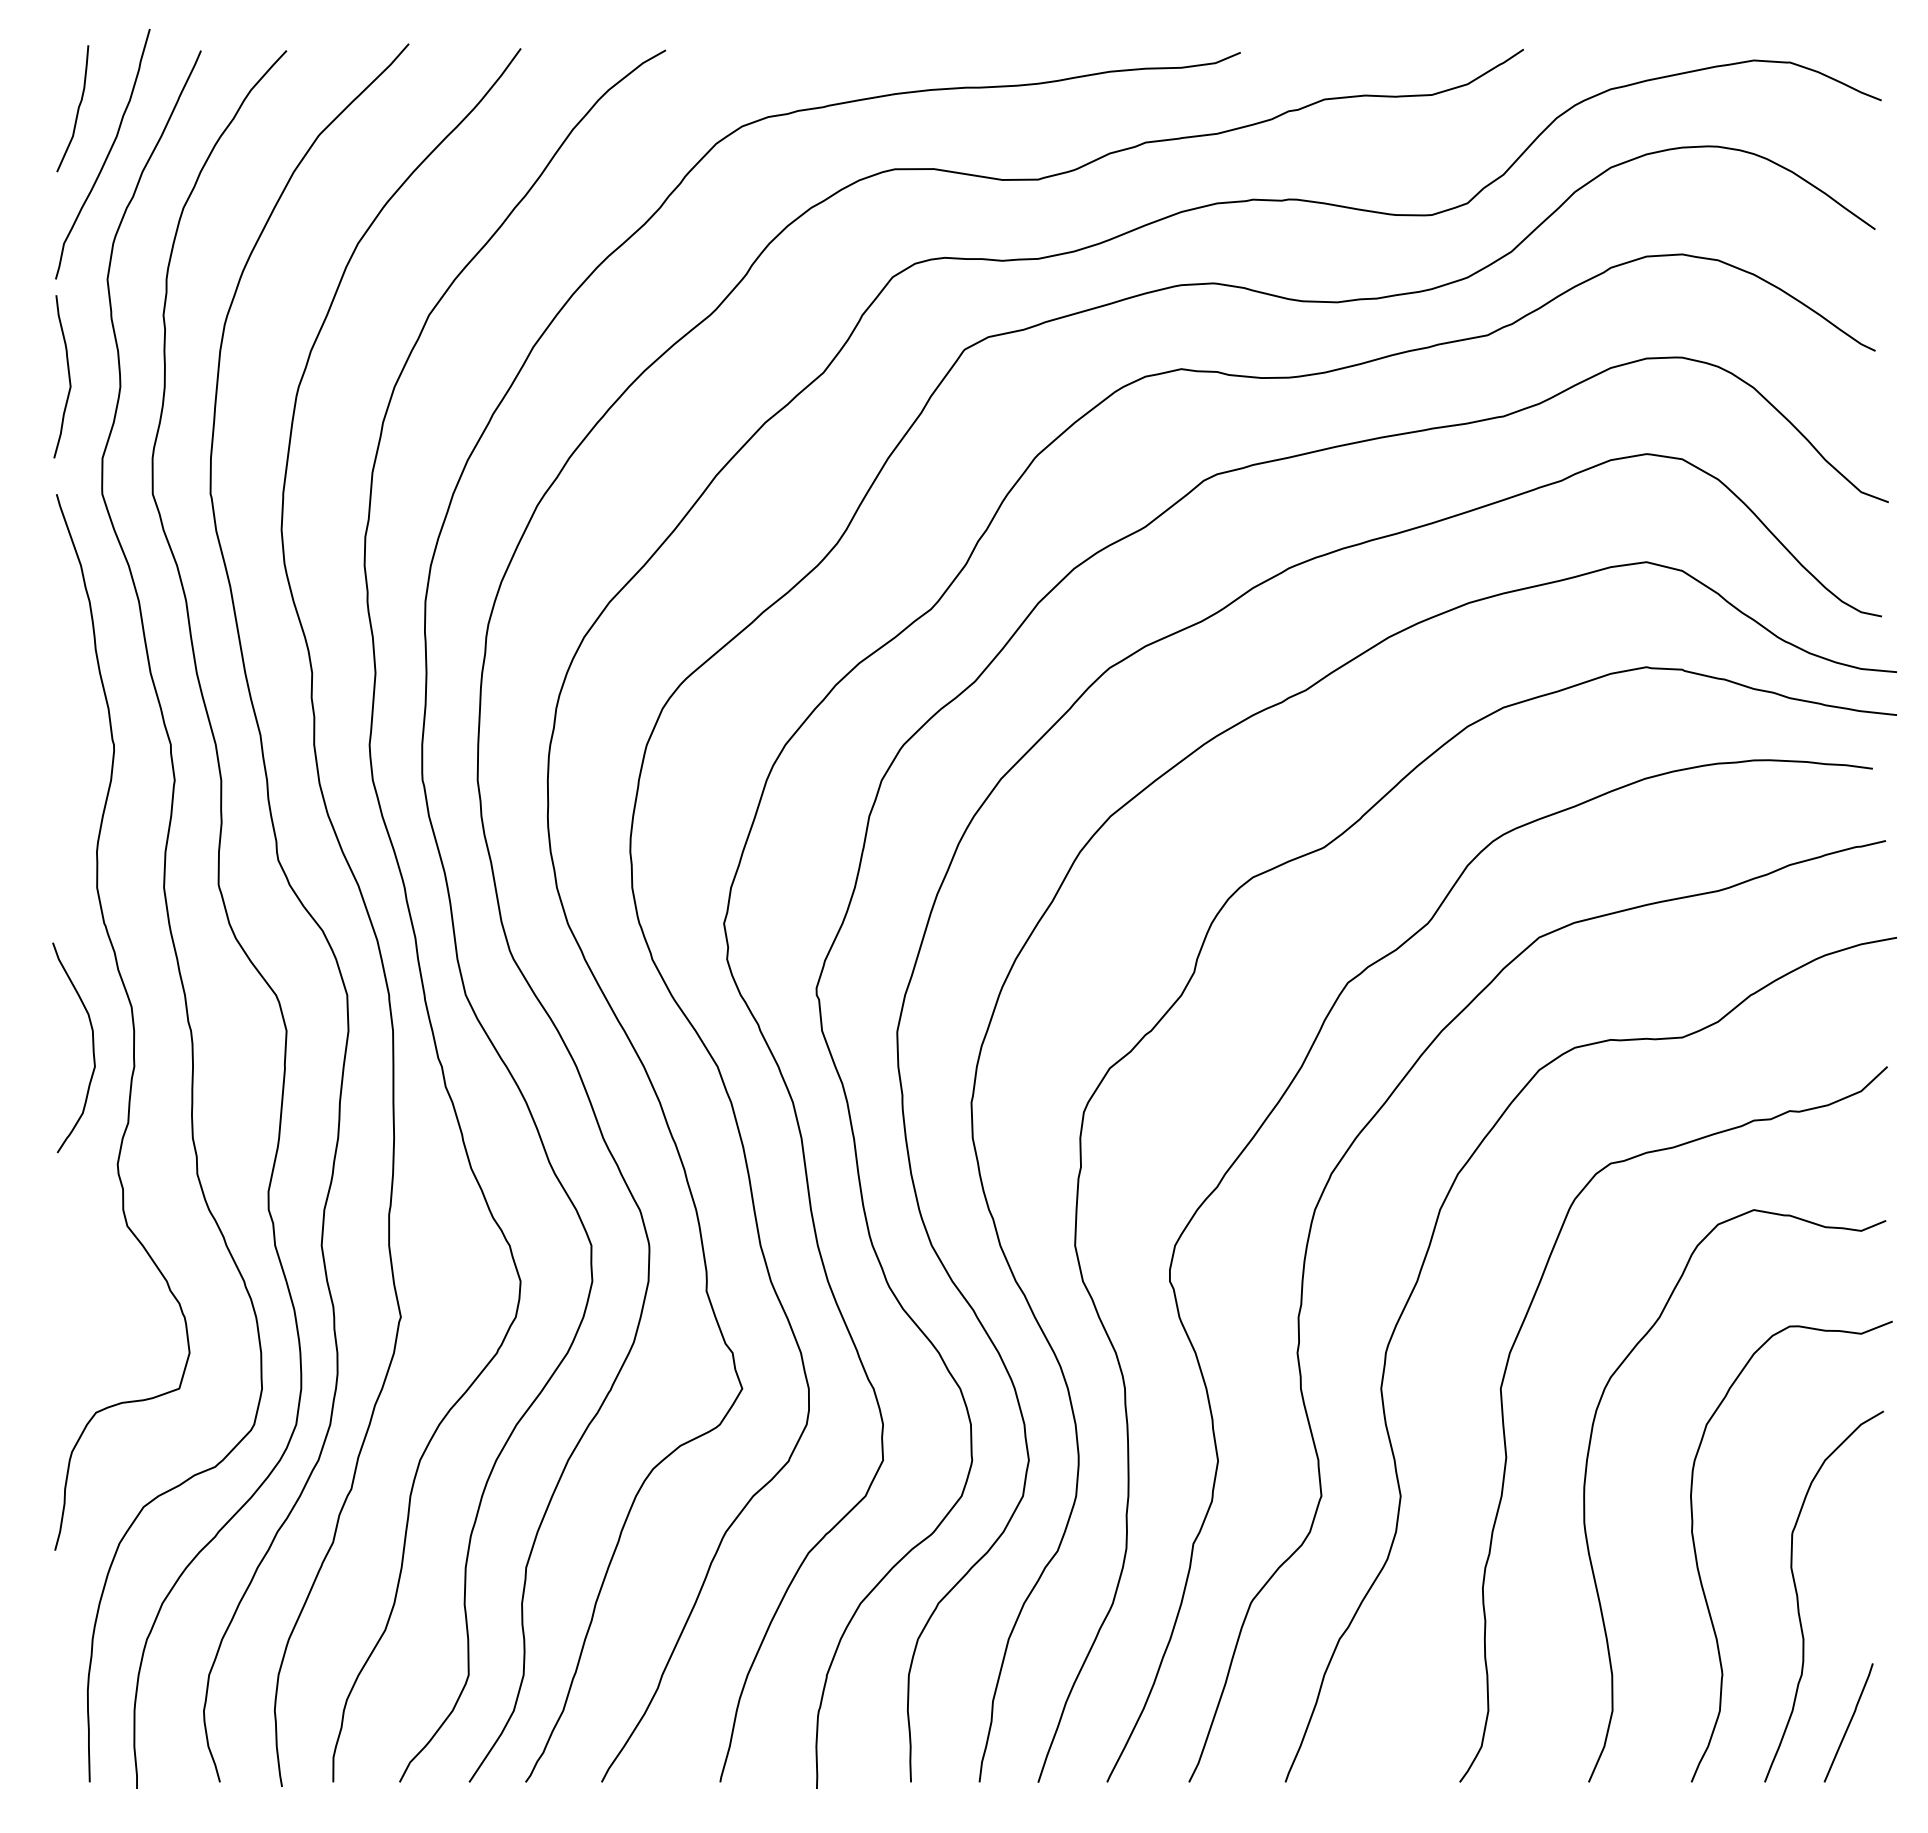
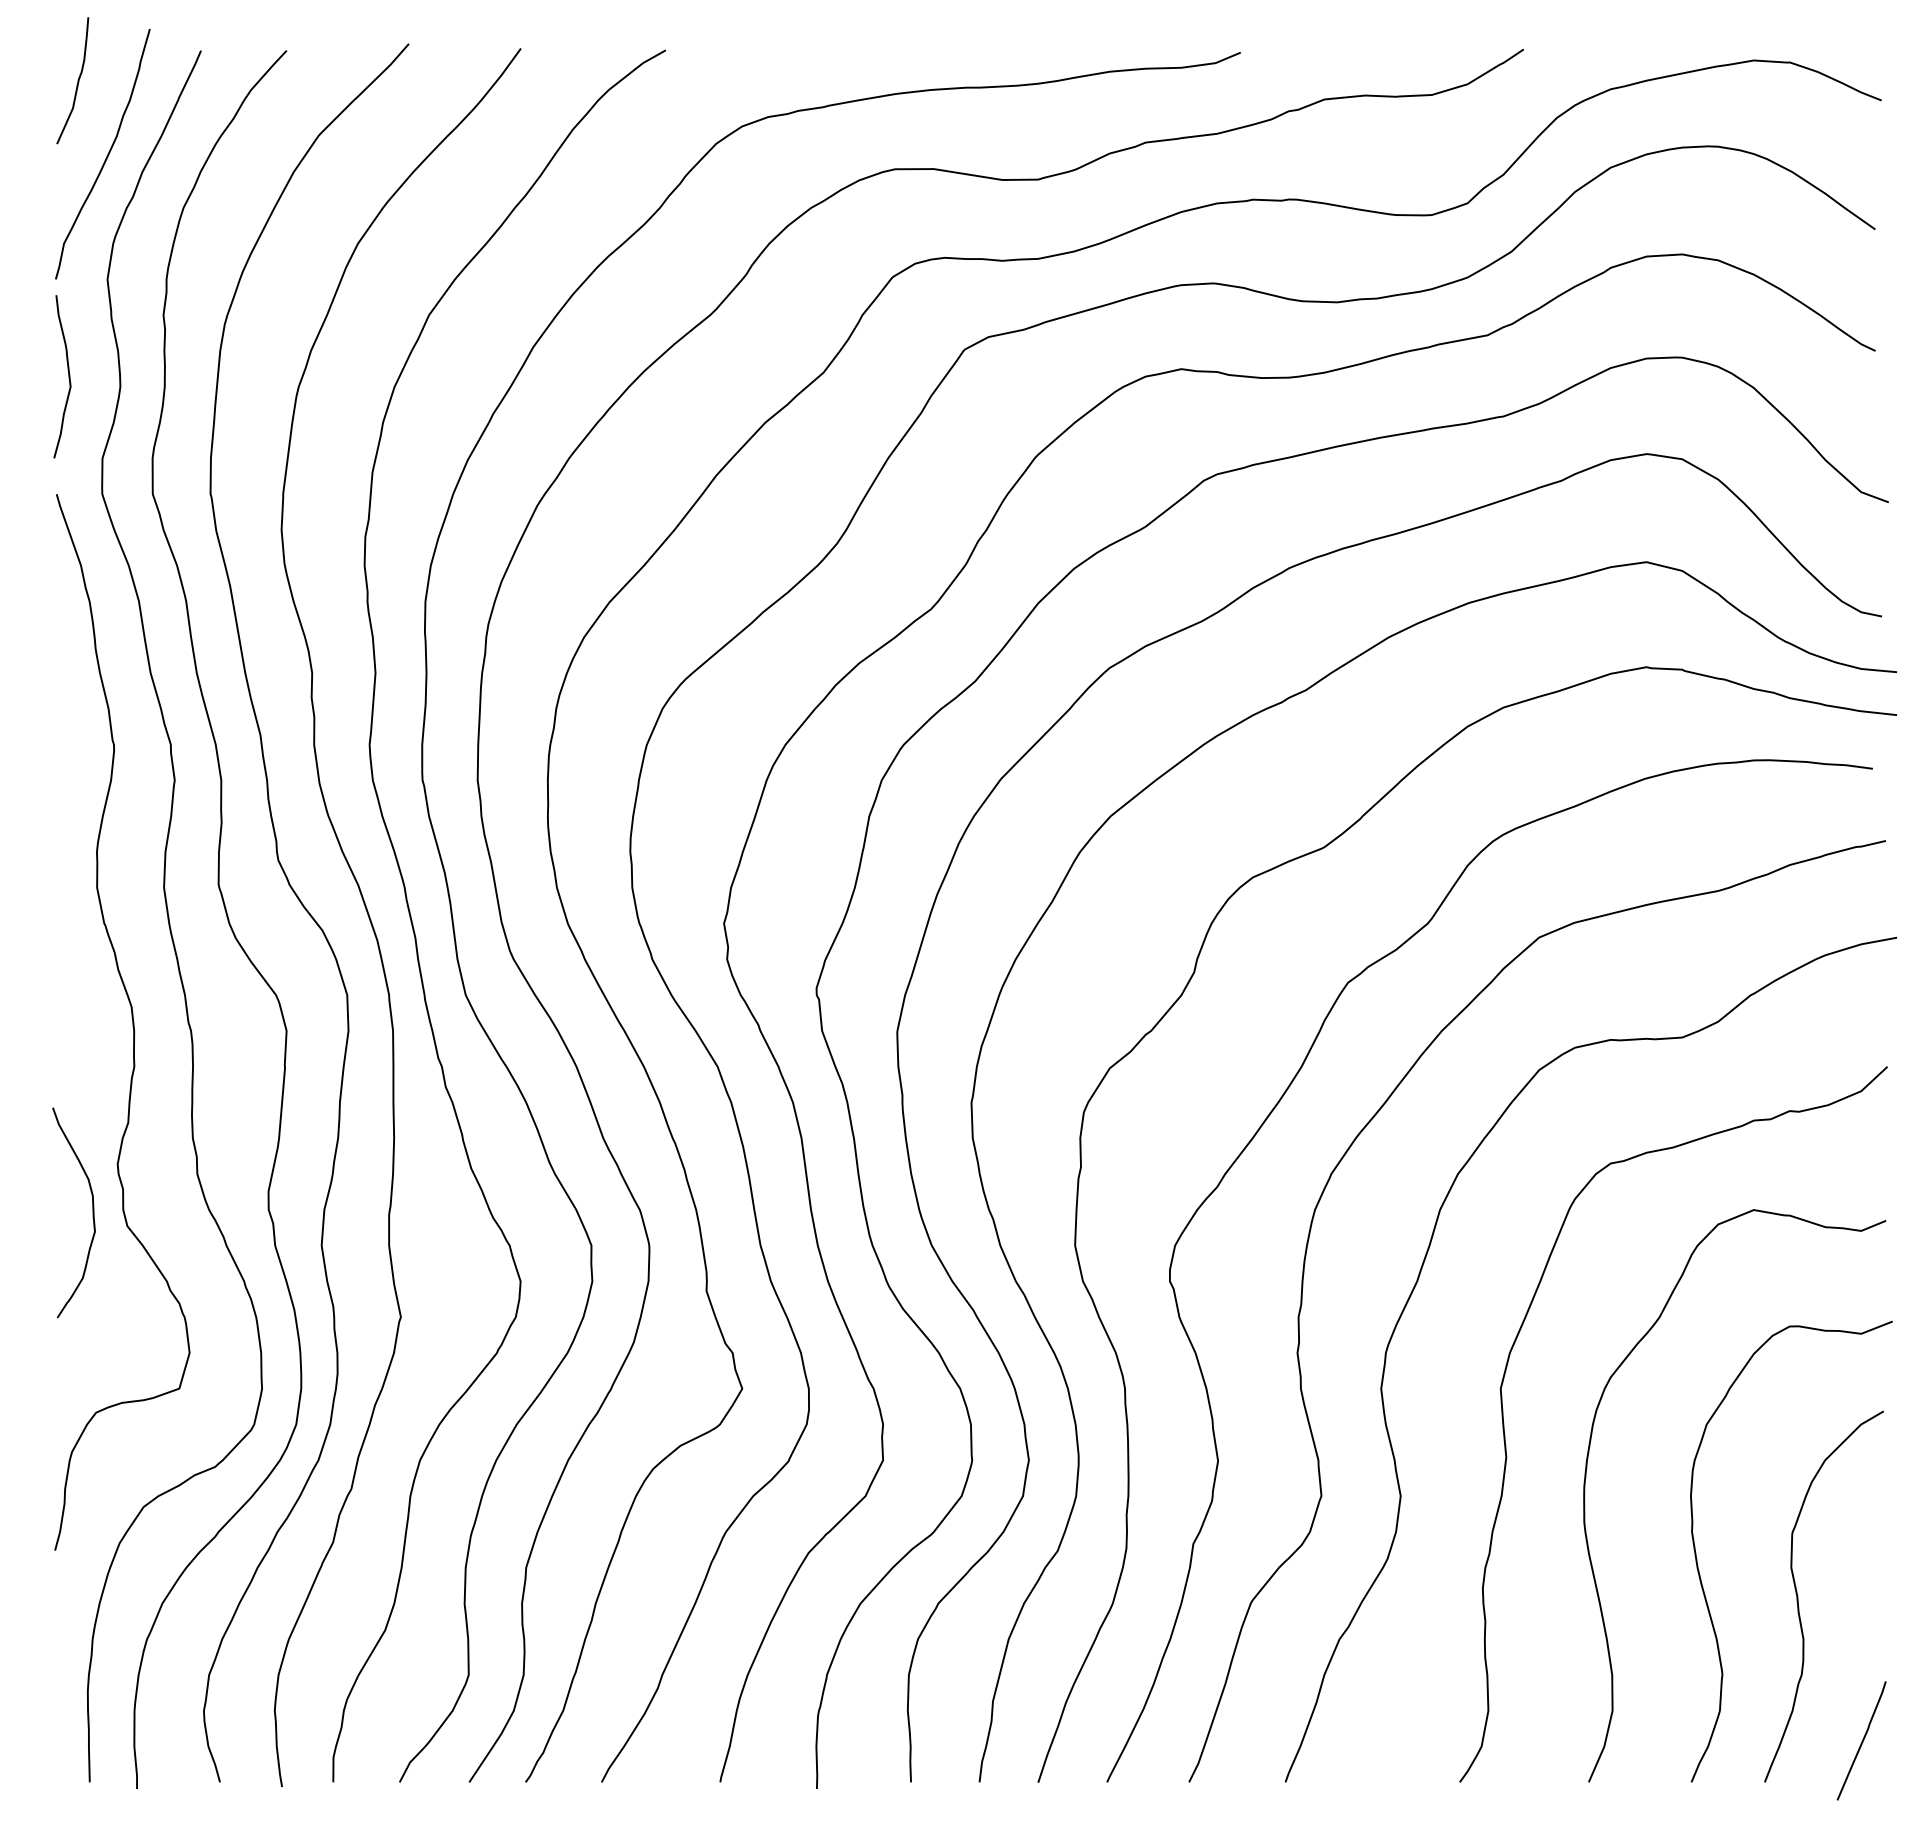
curve position: (77, 108) -> (77, 80) (77, 80)
curve position: (92, 1047) -> (92, 1212) (92, 1212)
curve position: (1849, 1722) -> (1862, 1740) (1862, 1740)
